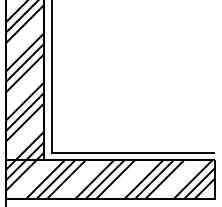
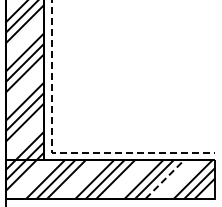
line: solid -> dashed (56, 152)
line: solid -> dashed (165, 178)
